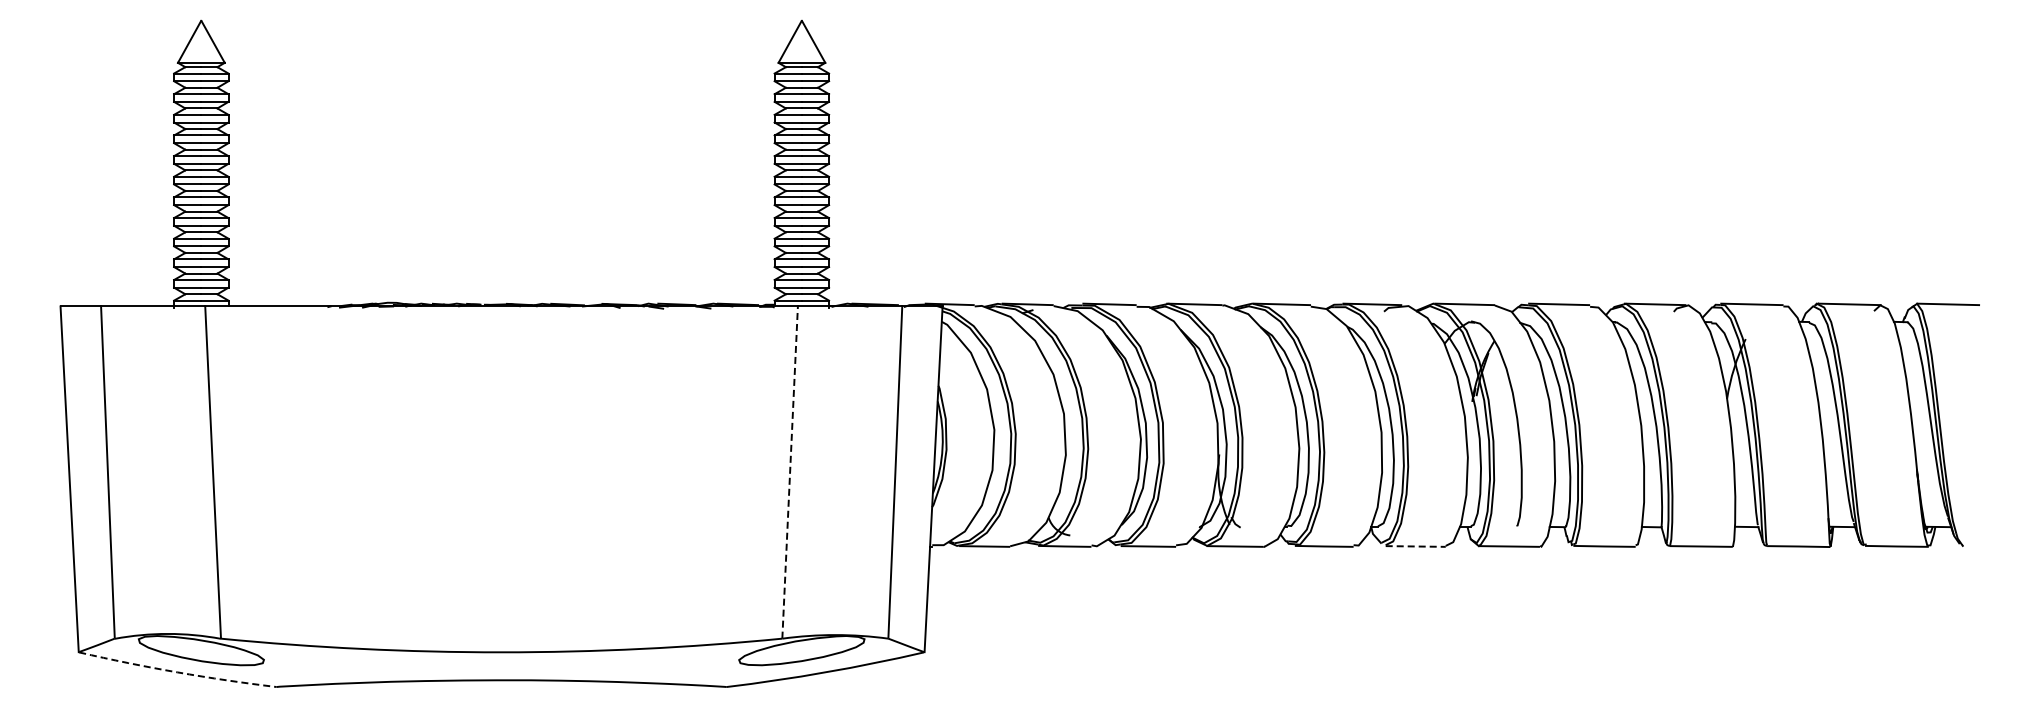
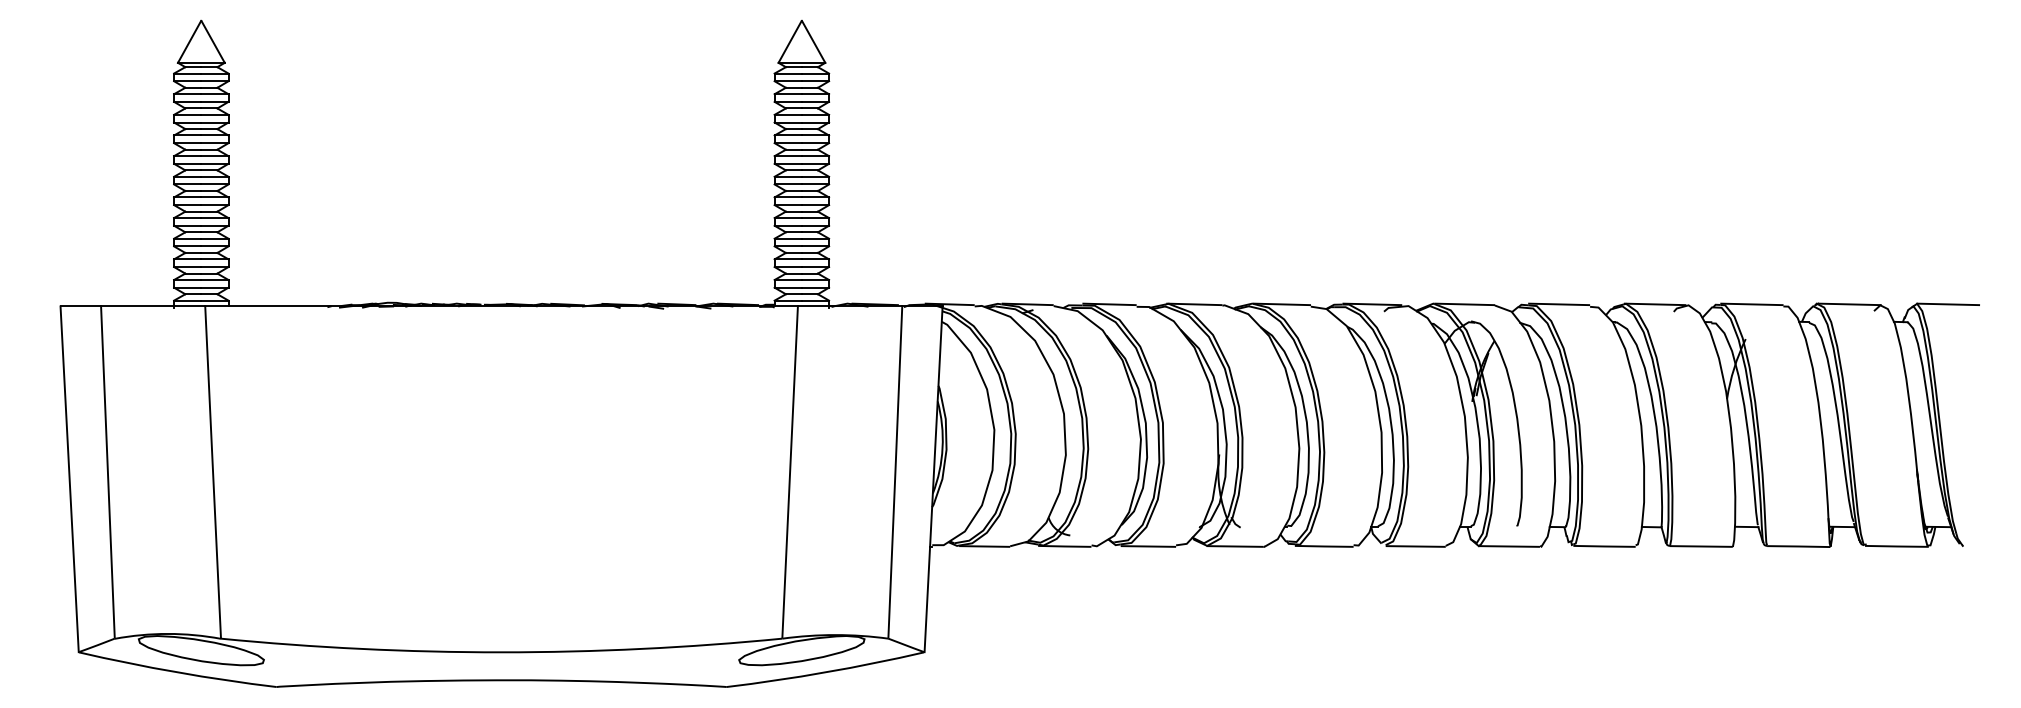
line: dashed -> solid (790, 471)
line: dashed -> solid (1415, 546)
arc: dashed -> solid (177, 672)
